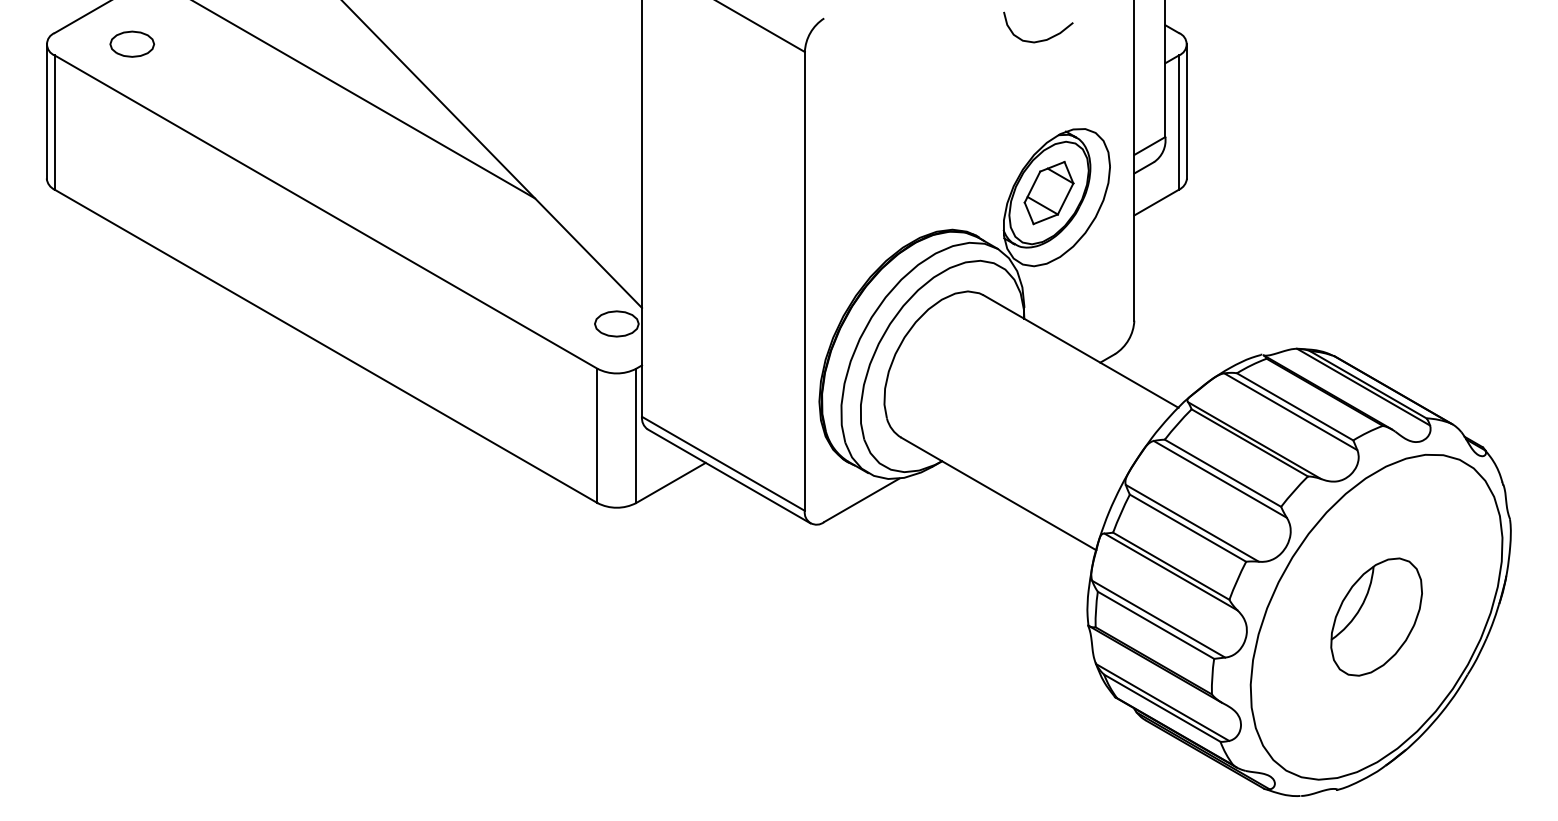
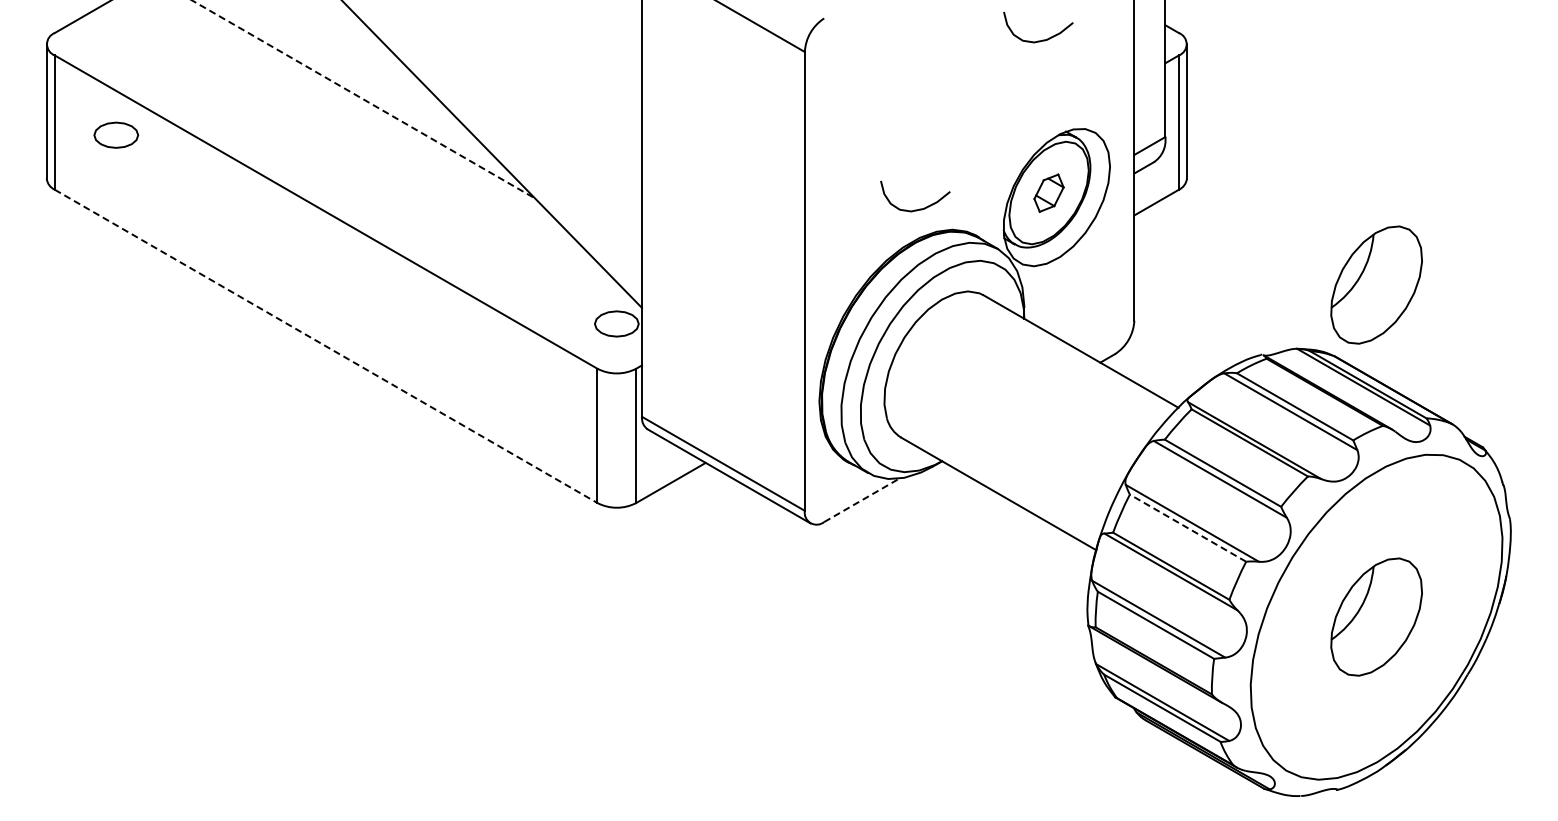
part position: (132, 43) -> (116, 134) (116, 134)
line: solid -> dashed (363, 99)
part size: 52x65 px -> 32x40 px (1048, 192)
curve: none -> present (919, 208)
part: none -> present (1376, 284)
line: solid -> dashed (326, 346)
line: solid -> dashed (862, 500)
line: solid -> dashed (1187, 527)
